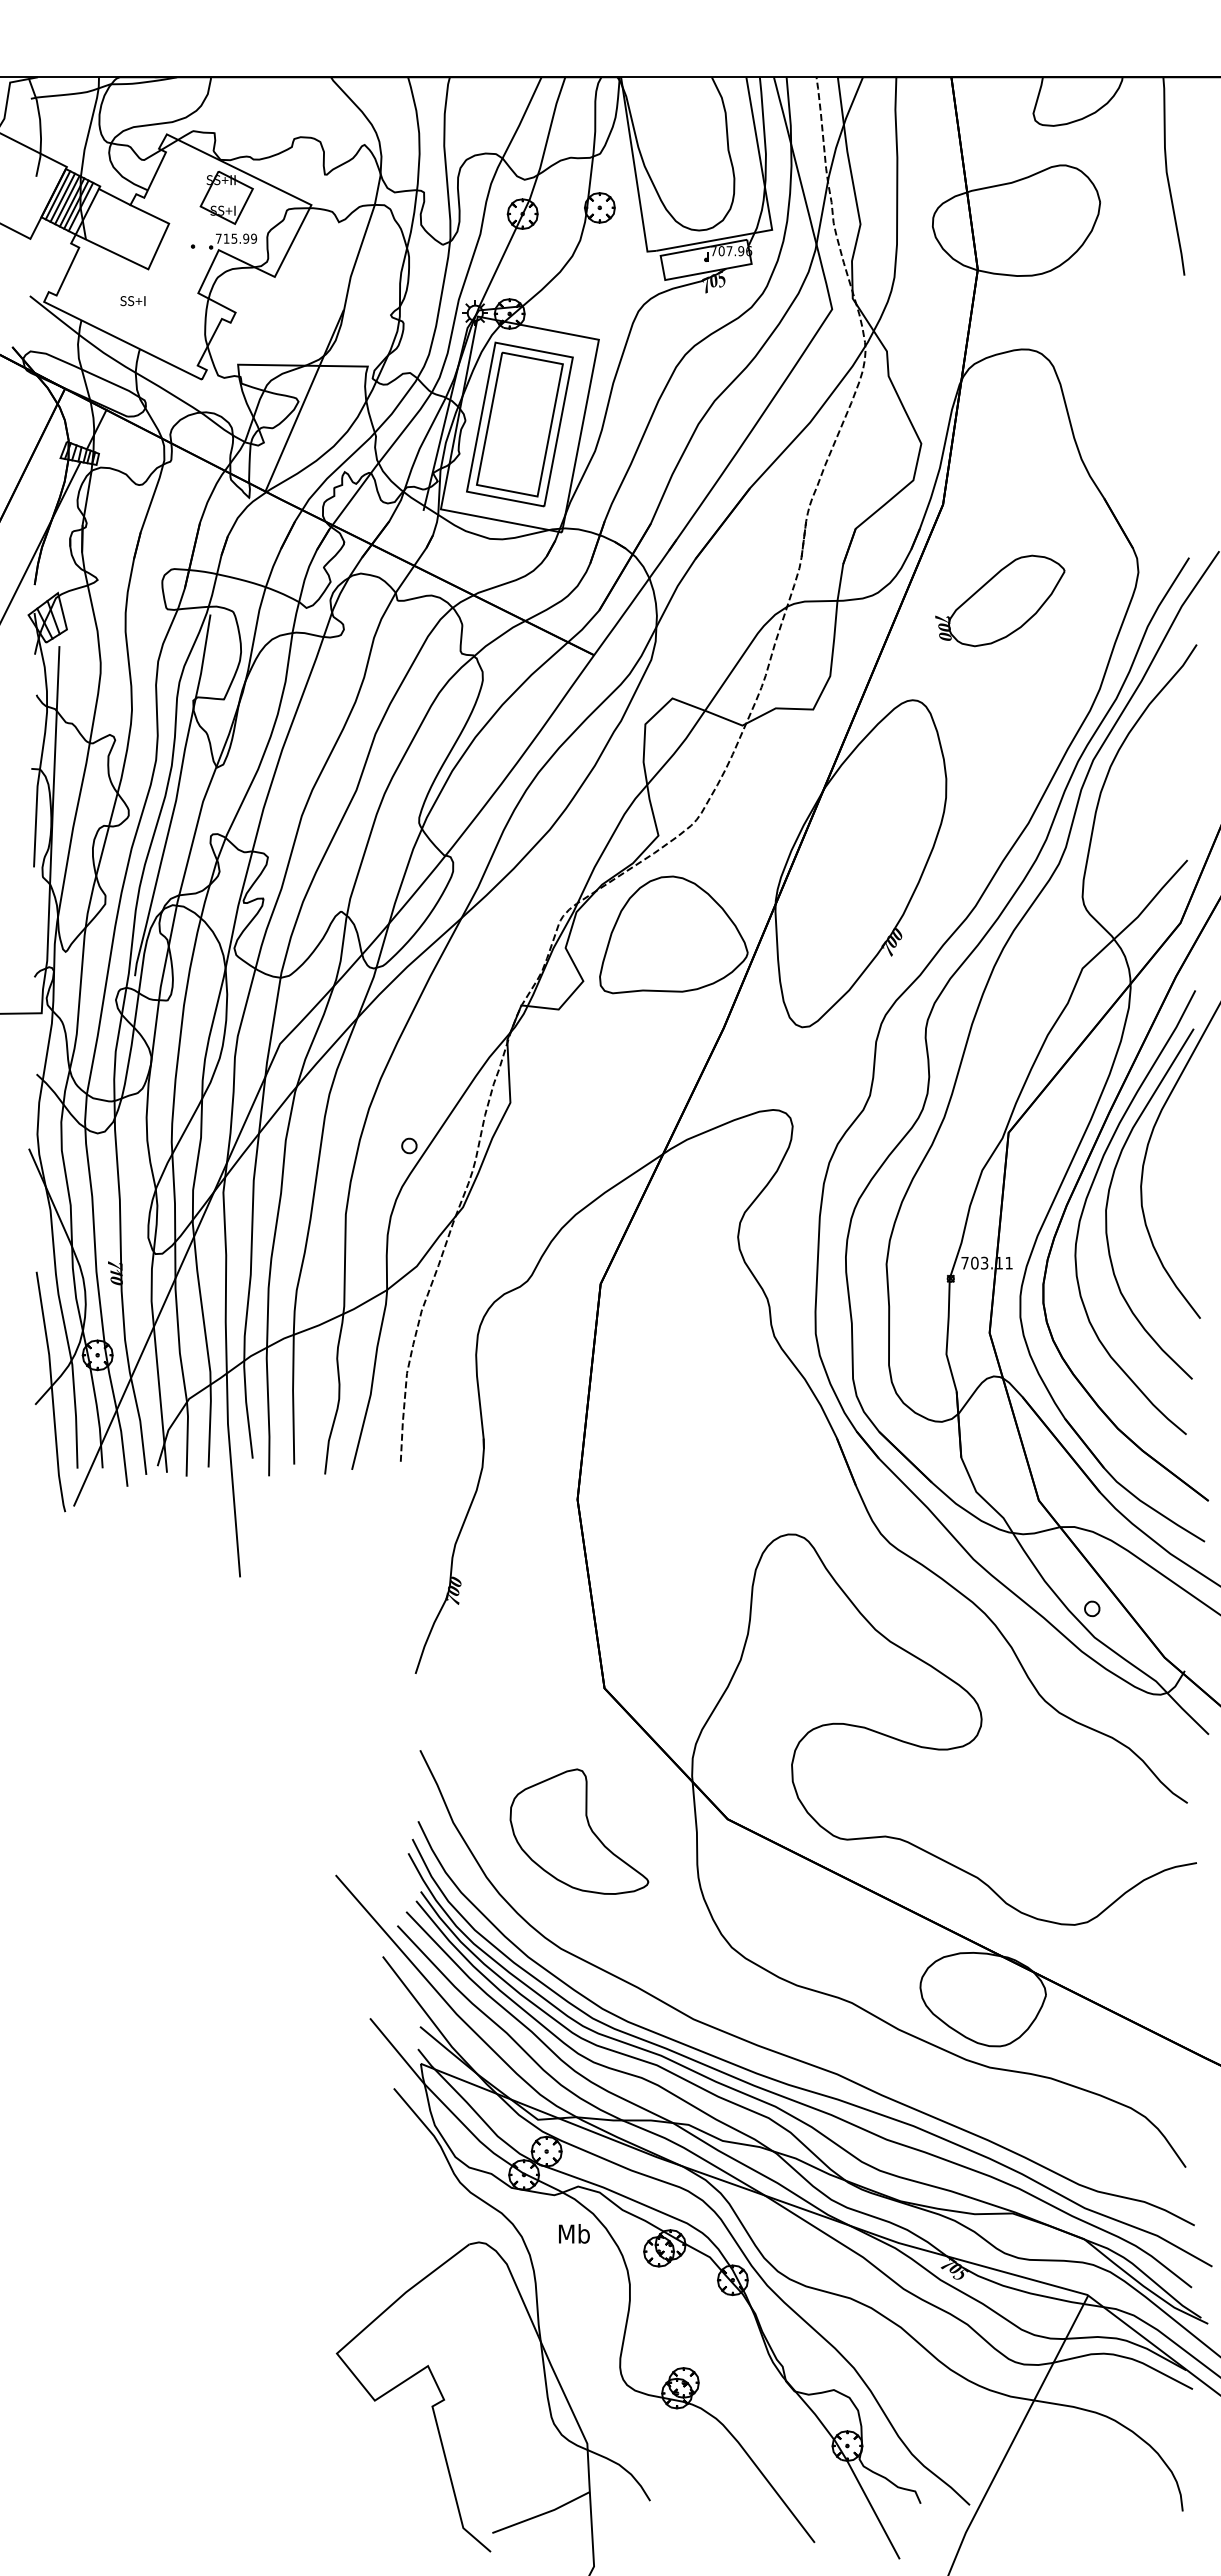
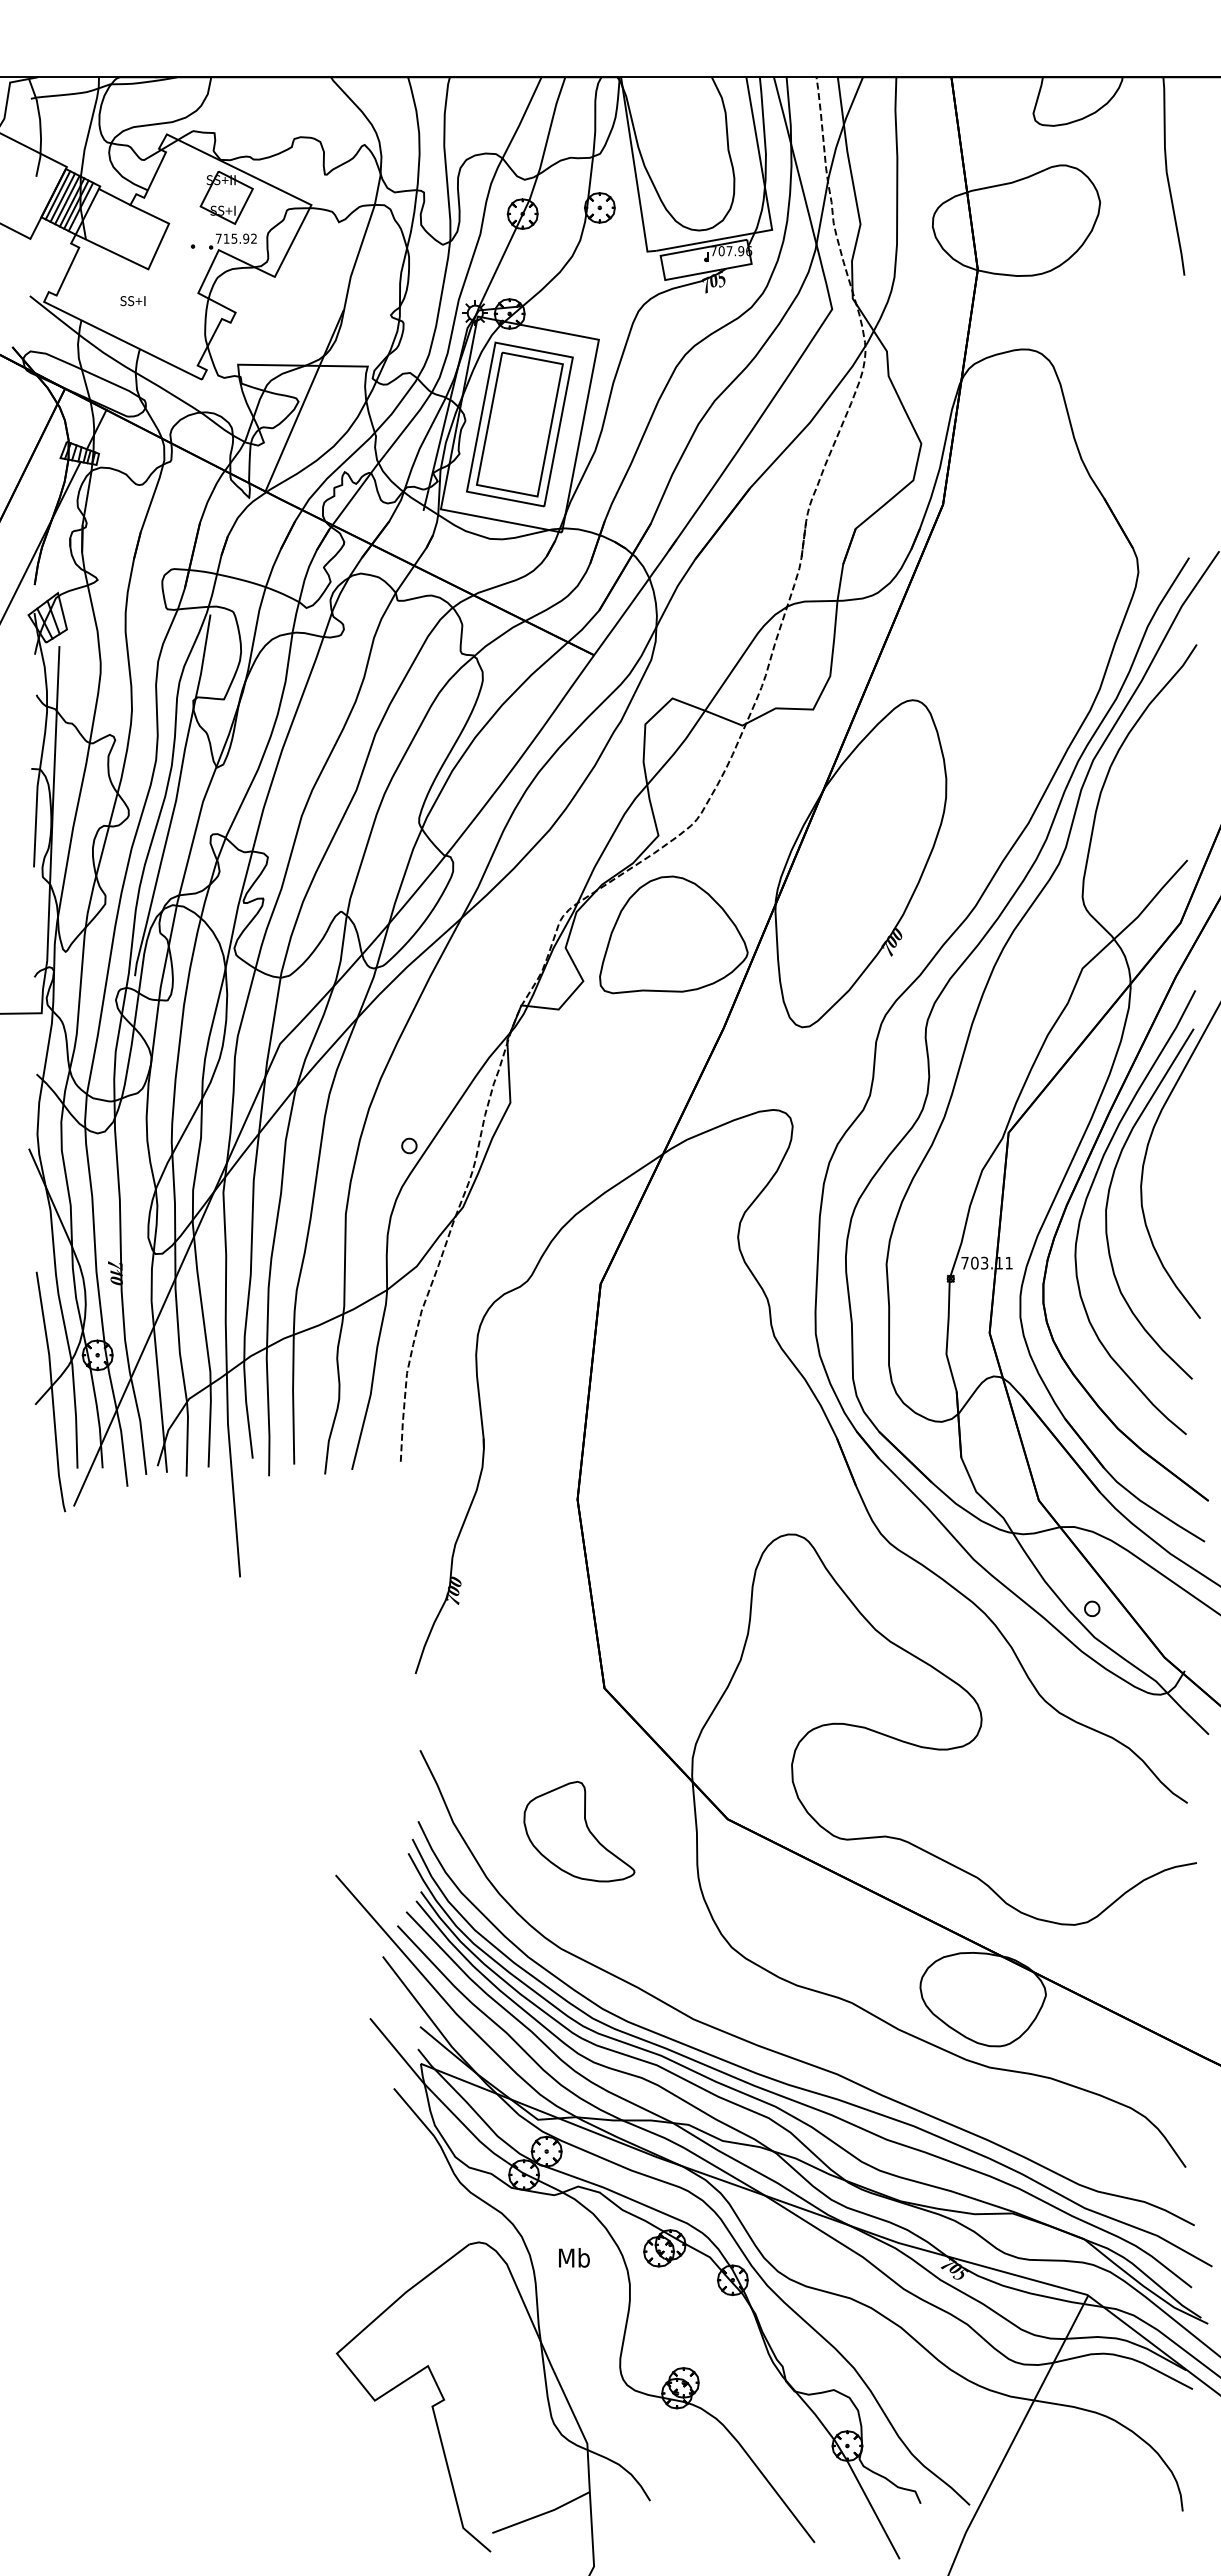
text: 715.99 -> 715.92 (254, 238)
part: present -> none (1000, 600)
part size: 141x127 px -> 113x103 px (579, 1831)
text position: (574, 2233) -> (574, 2257) (574, 2257)
